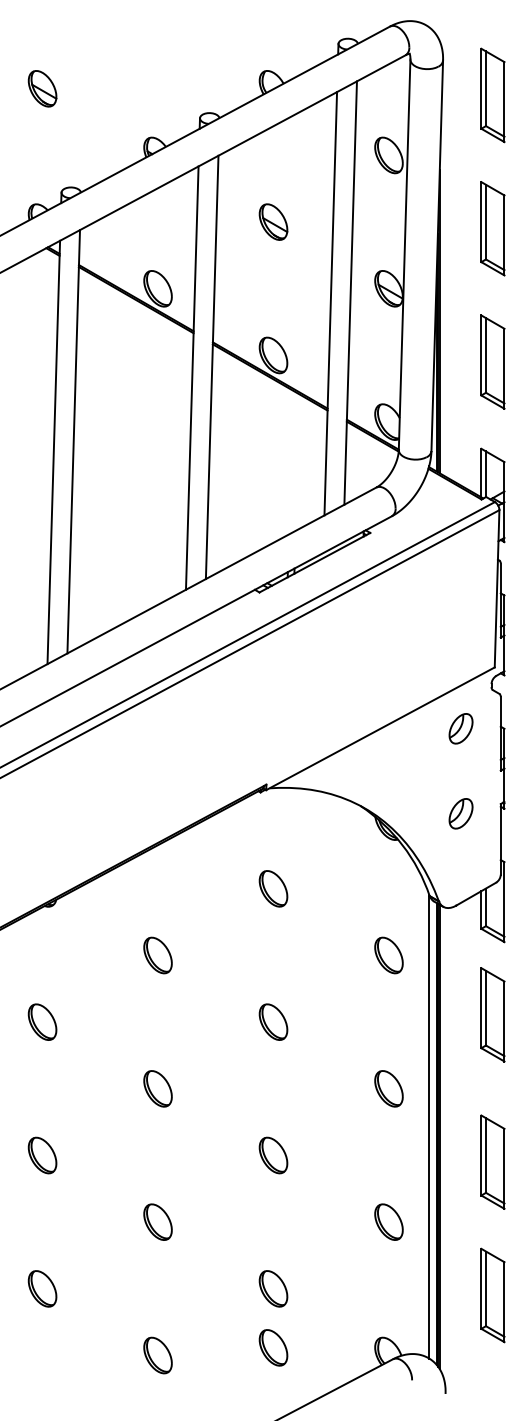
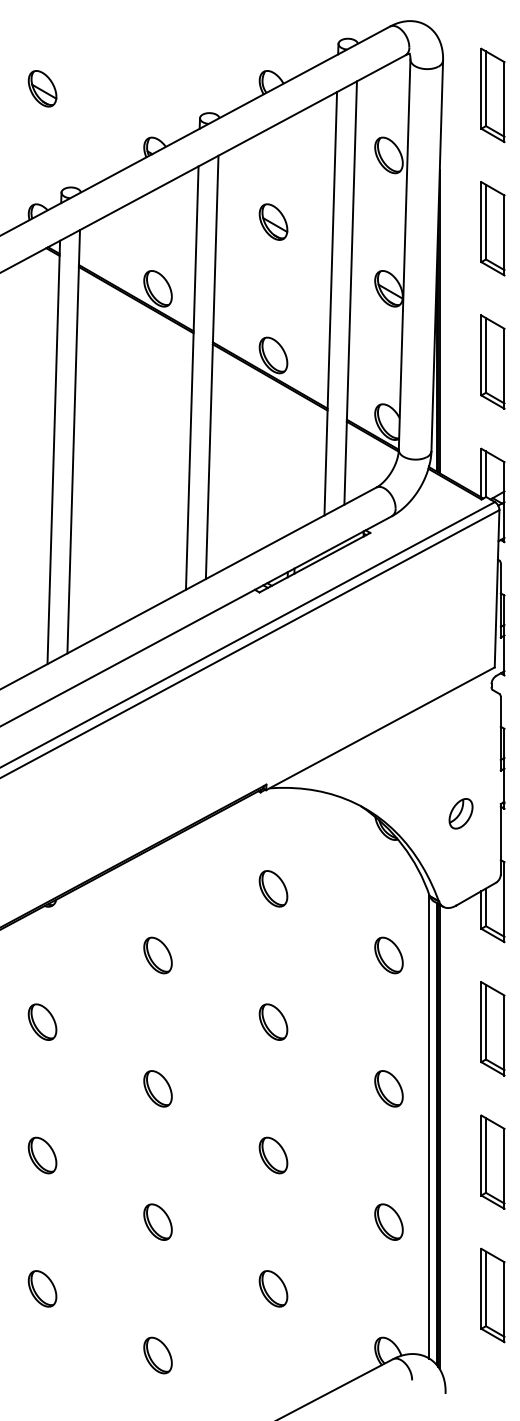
part: present -> none (460, 728)
part position: (492, 1014) -> (492, 1028) (492, 1028)
part: present -> none (273, 1347)
